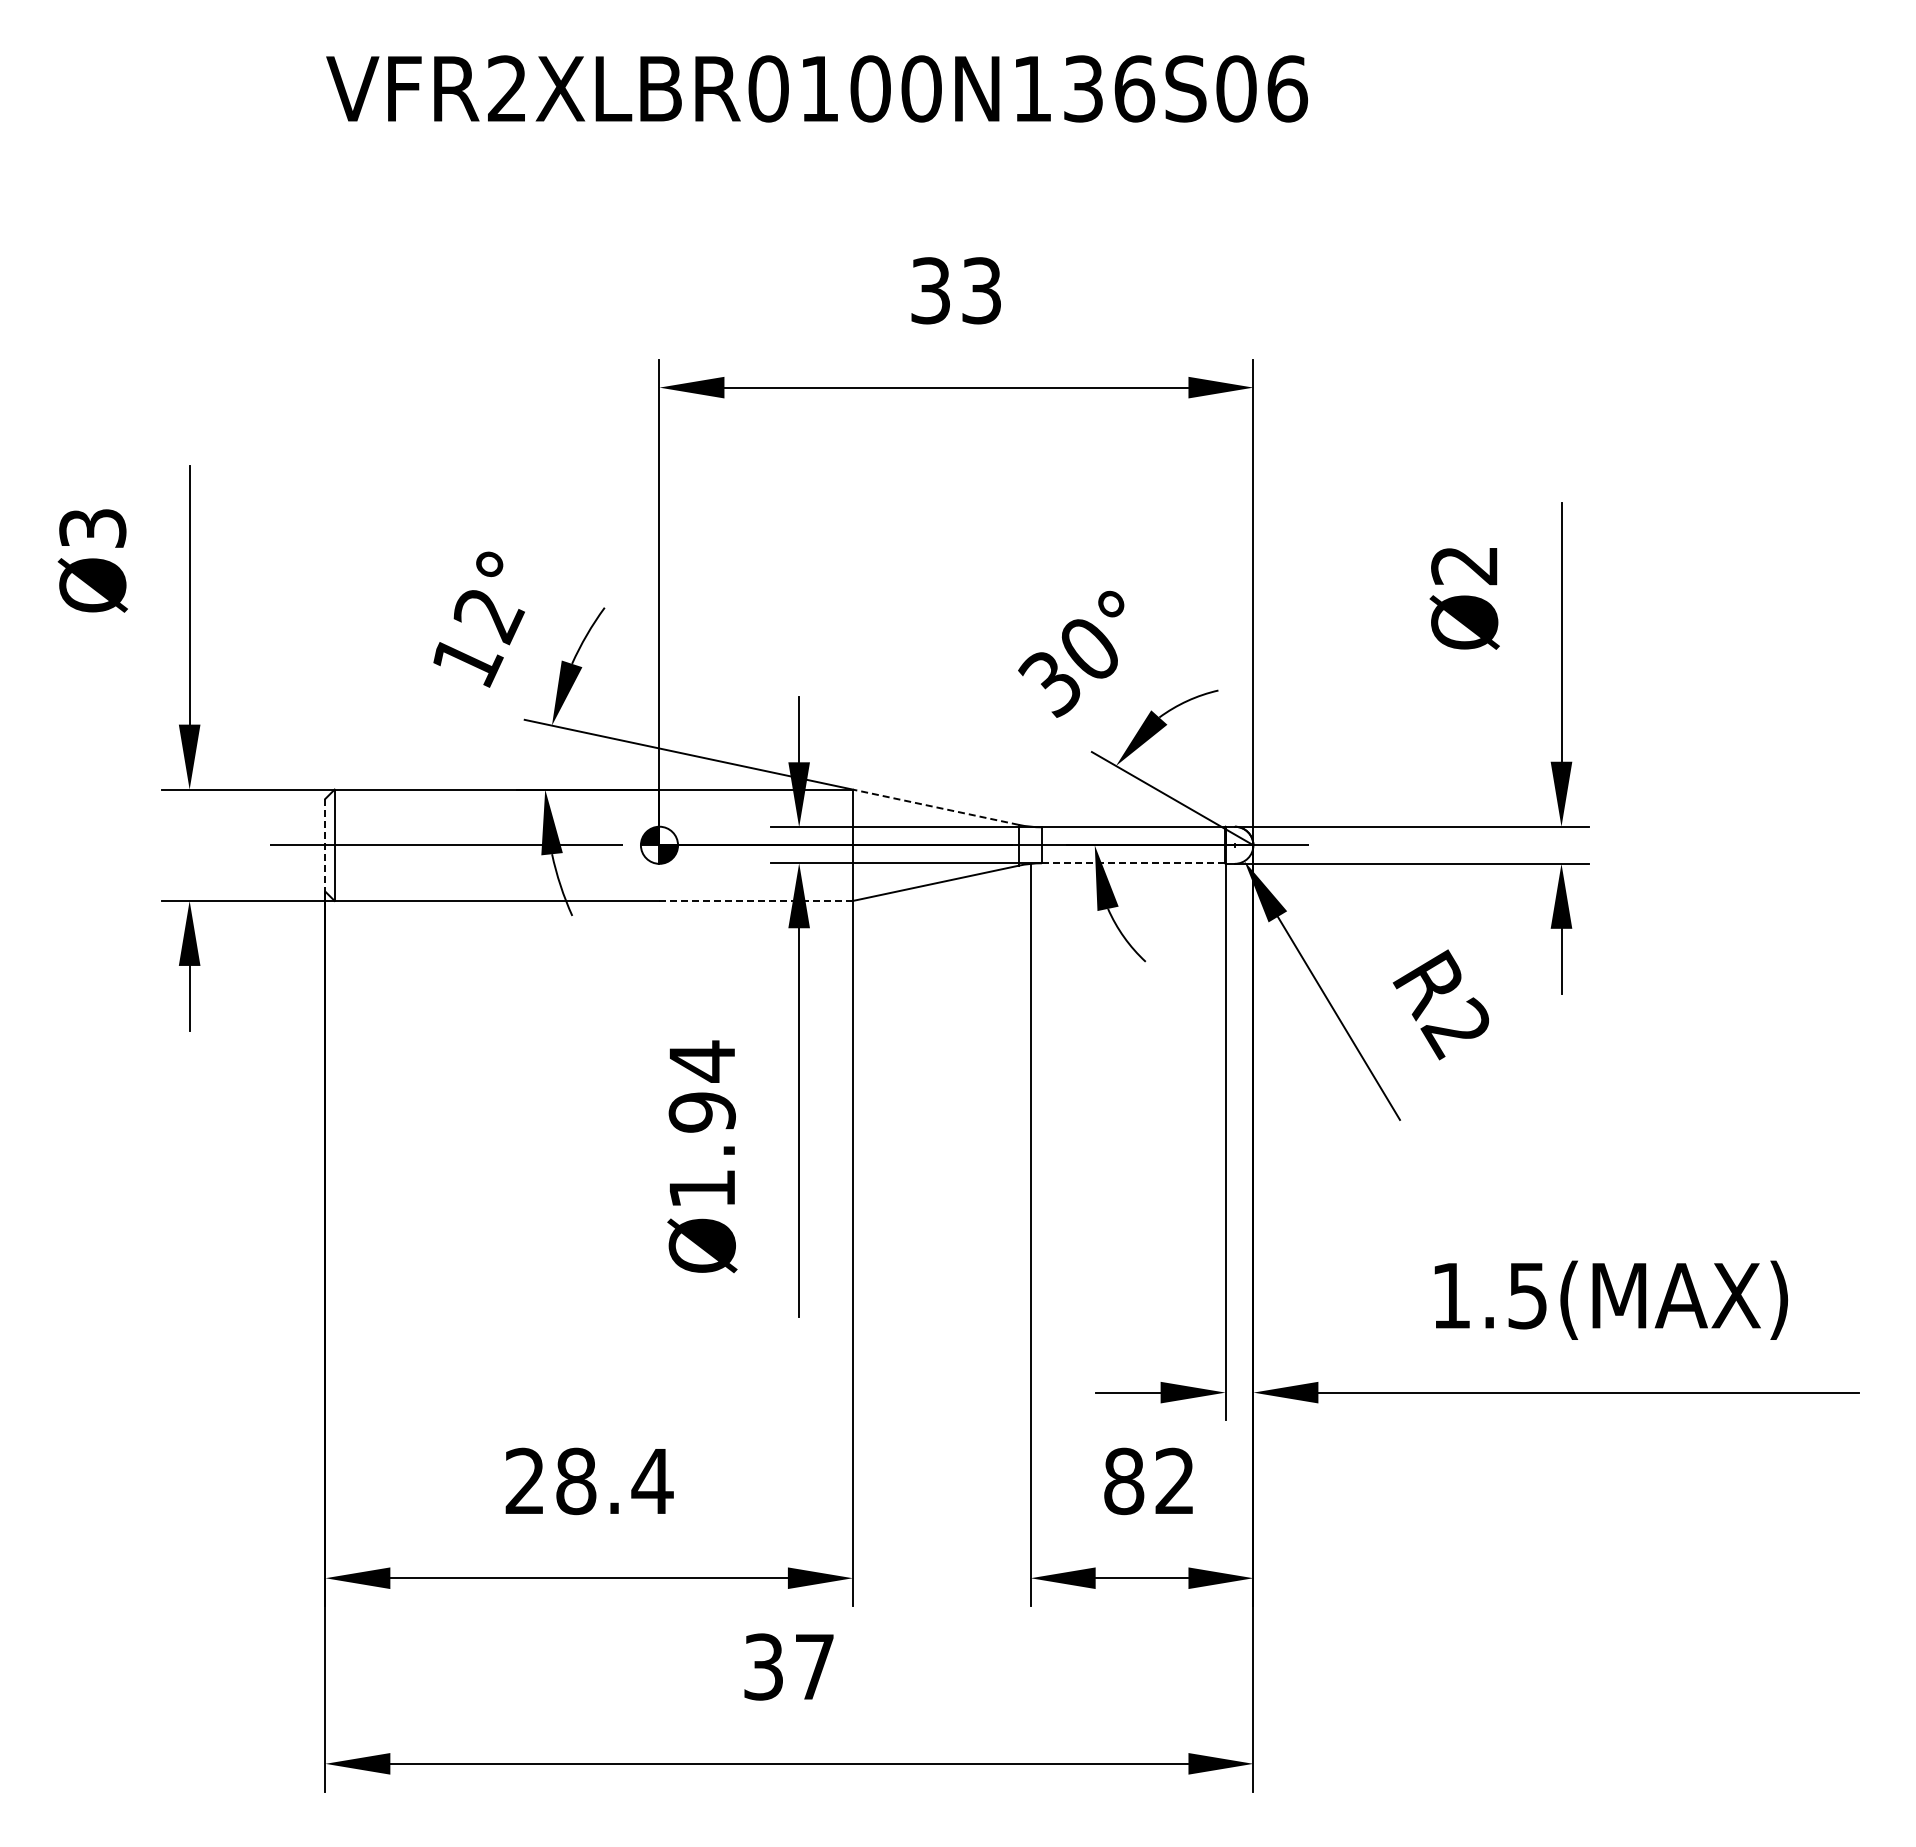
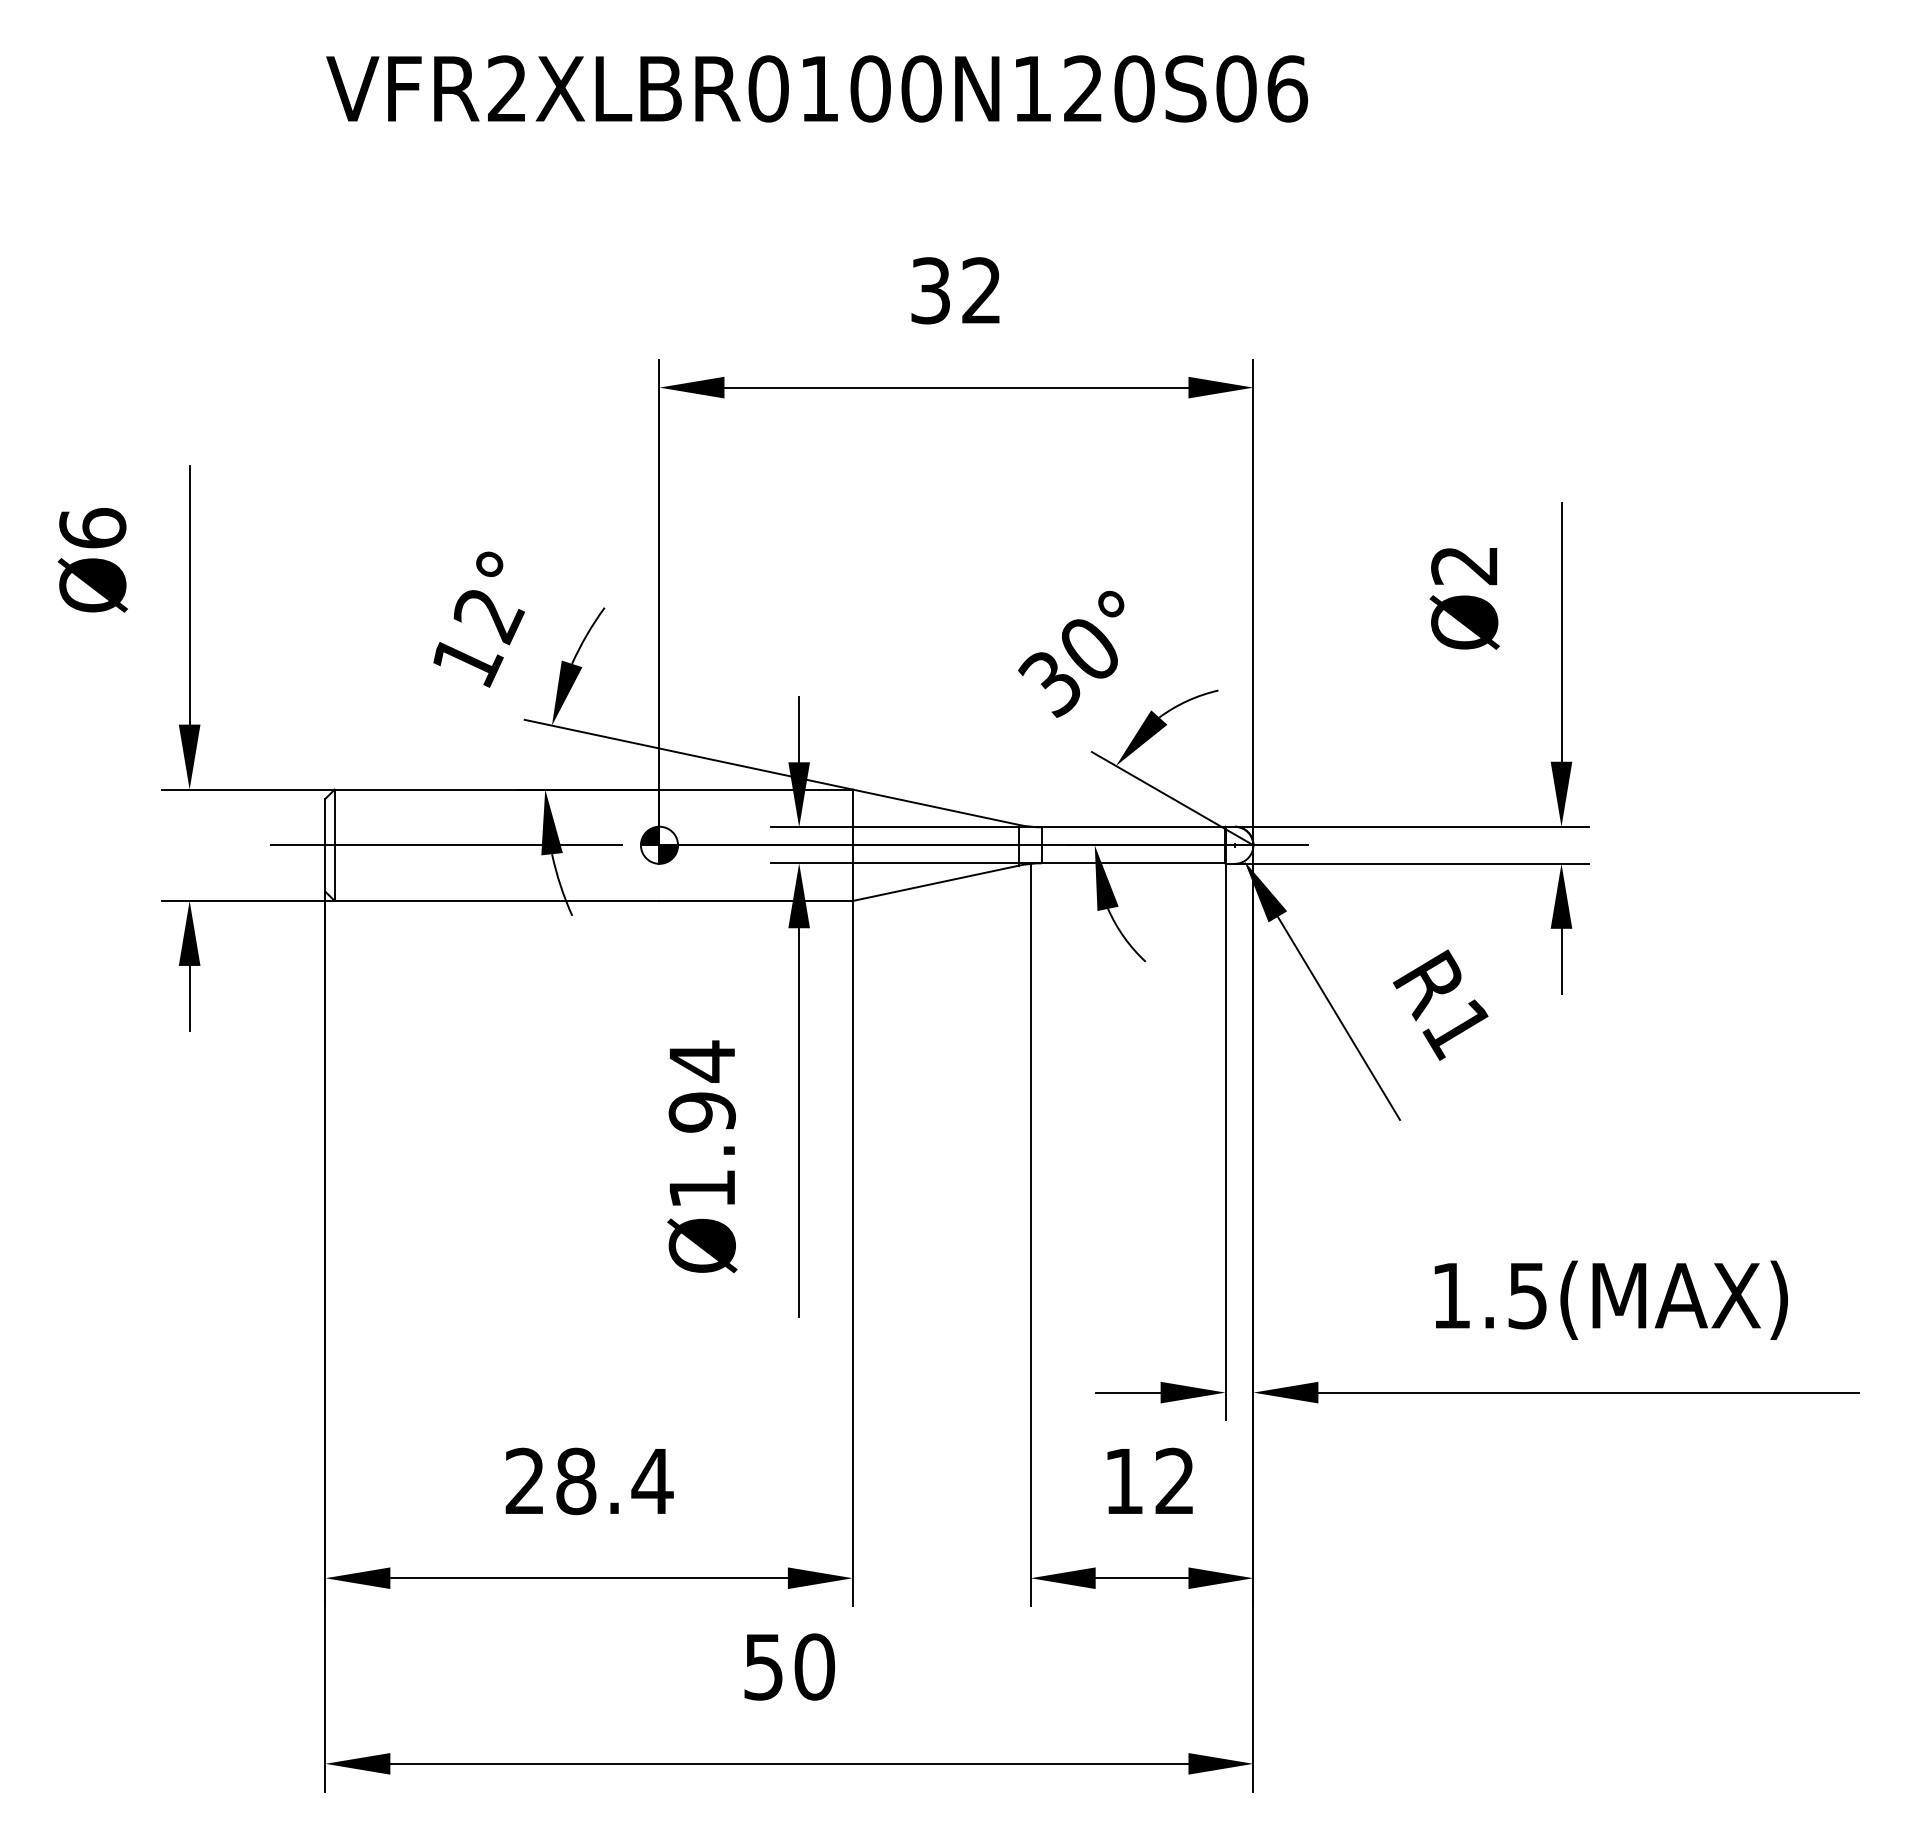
text: VFR2XLBR0100N136S06 -> VFR2XLBR0100N120S06 (1109, 88)
text: 33 -> 32 (981, 290)
text: Ø3 -> Ø6 (92, 528)
line: dashed -> solid (935, 807)
line: dashed -> solid (325, 845)
line: dashed -> solid (1133, 863)
line: dashed -> solid (756, 900)
text: R2 -> R1 (1454, 1028)
text: 82 -> 12 (1124, 1481)
text: 37 -> 50 (790, 1666)
